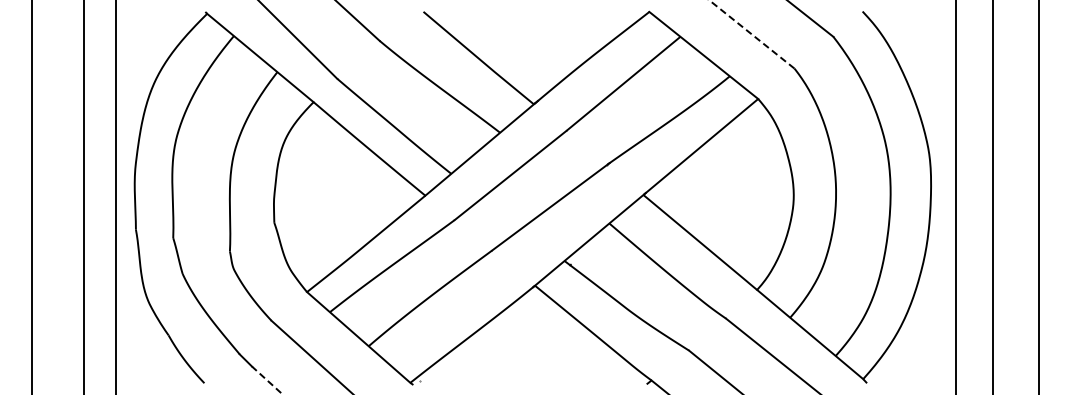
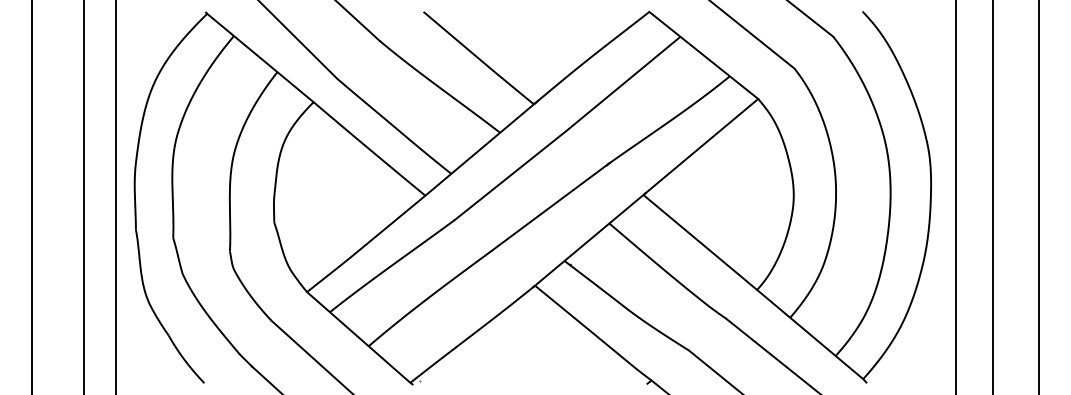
line: dashed -> solid (751, 34)
line: dashed -> solid (267, 380)
